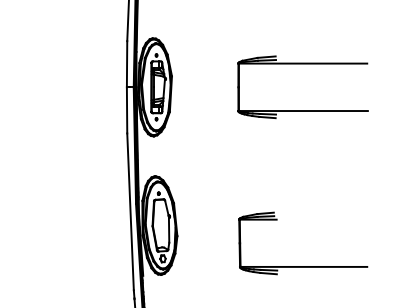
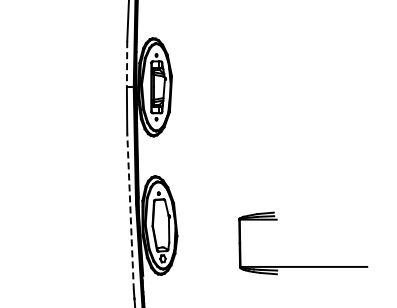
line: solid -> dashed (127, 64)
part: present -> none (302, 64)
line: solid -> dashed (130, 211)
